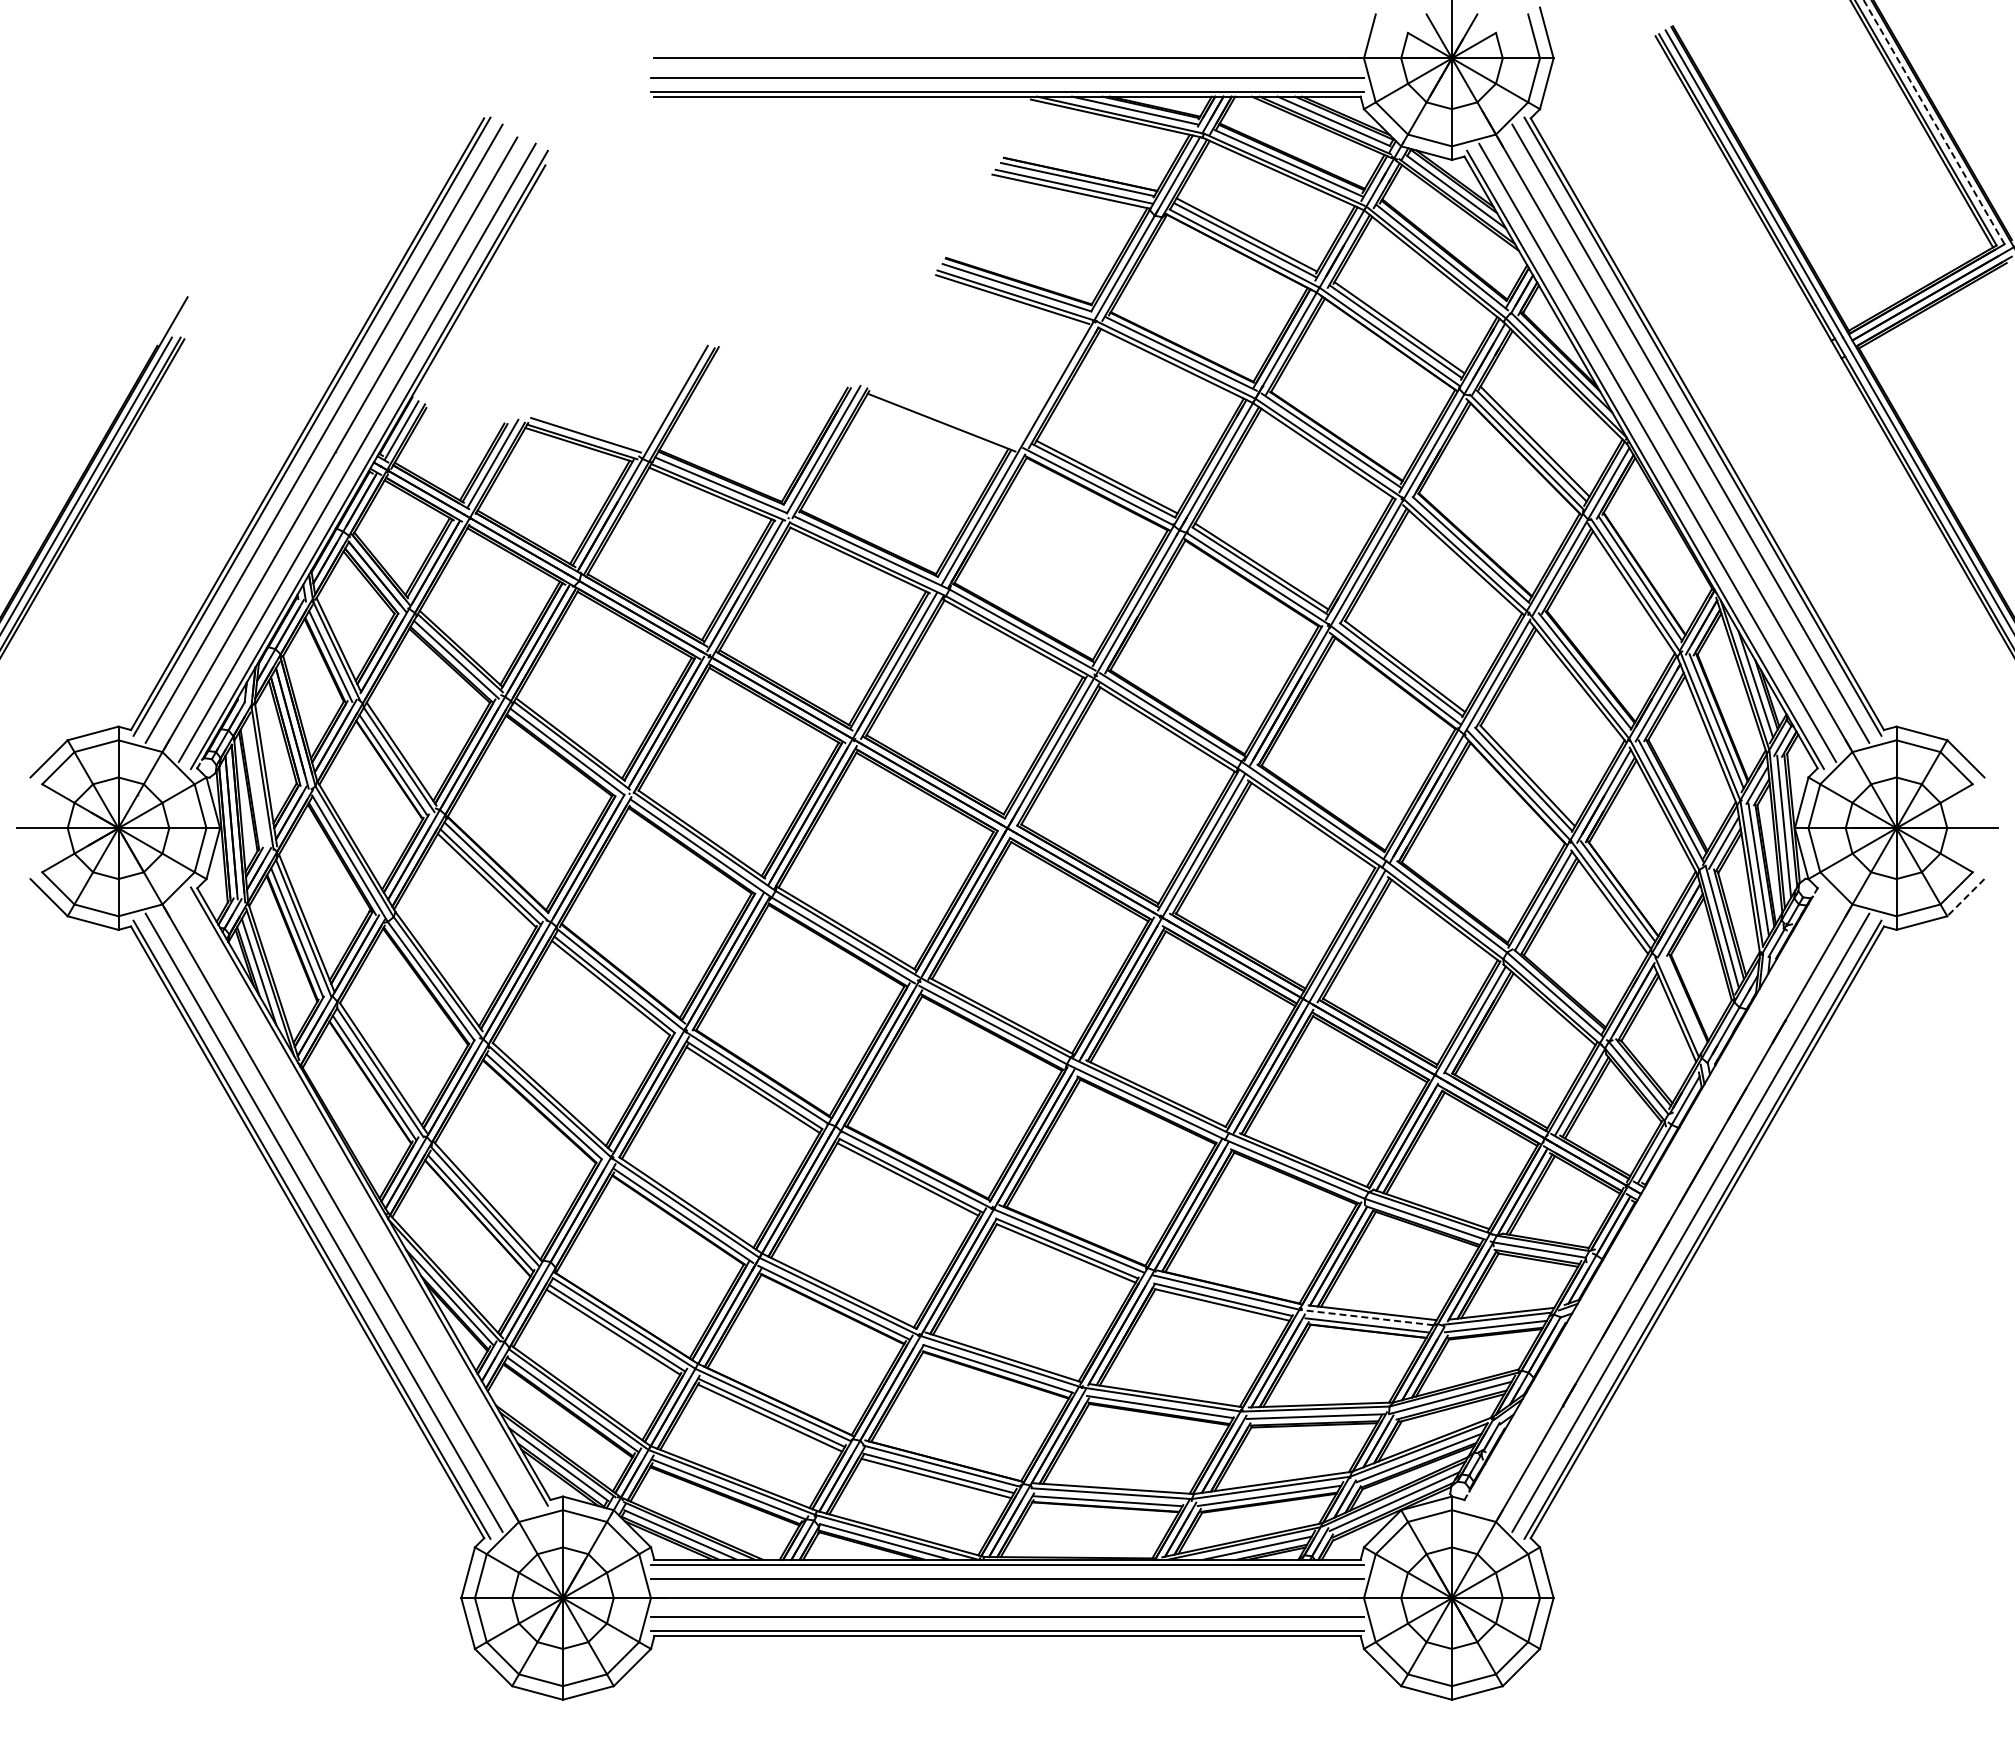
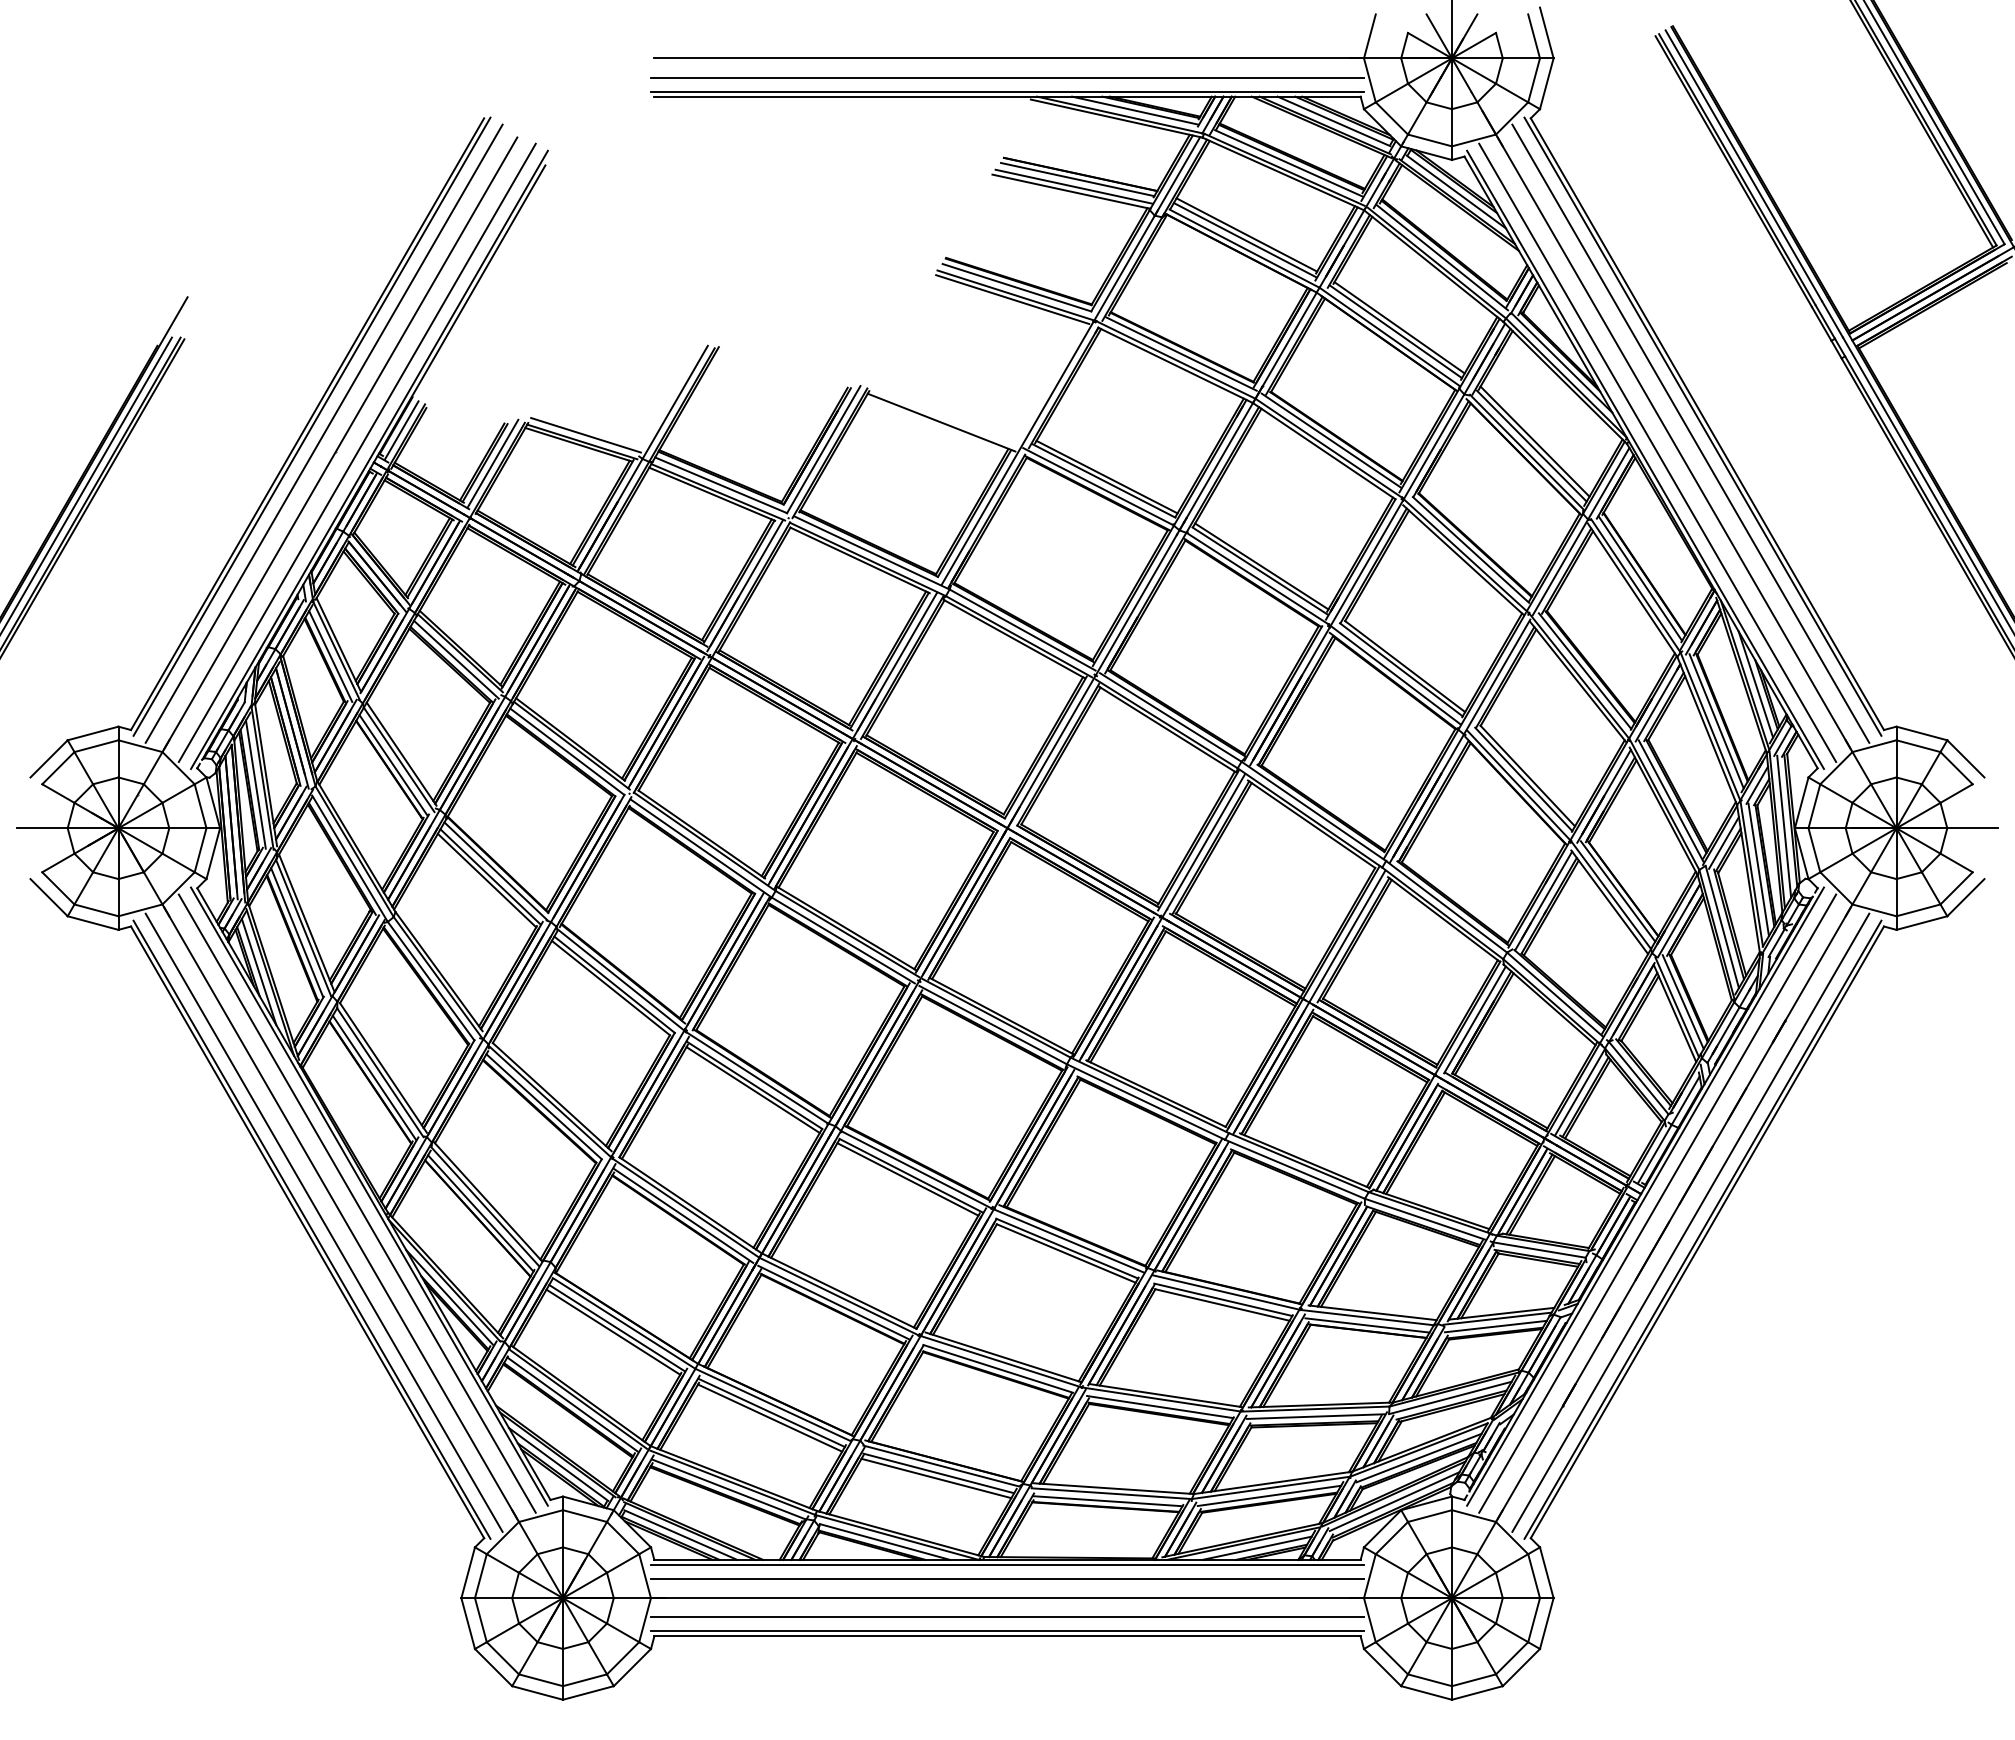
line: dashed -> solid (1934, 122)
line: none -> present (255, 784)
line: dashed -> solid (1965, 898)
line: none -> present (1682, 1002)
line: none -> present (1645, 1196)
line: none -> present (356, 1203)
line: none -> present (1657, 1203)
line: dashed -> solid (1366, 1317)
